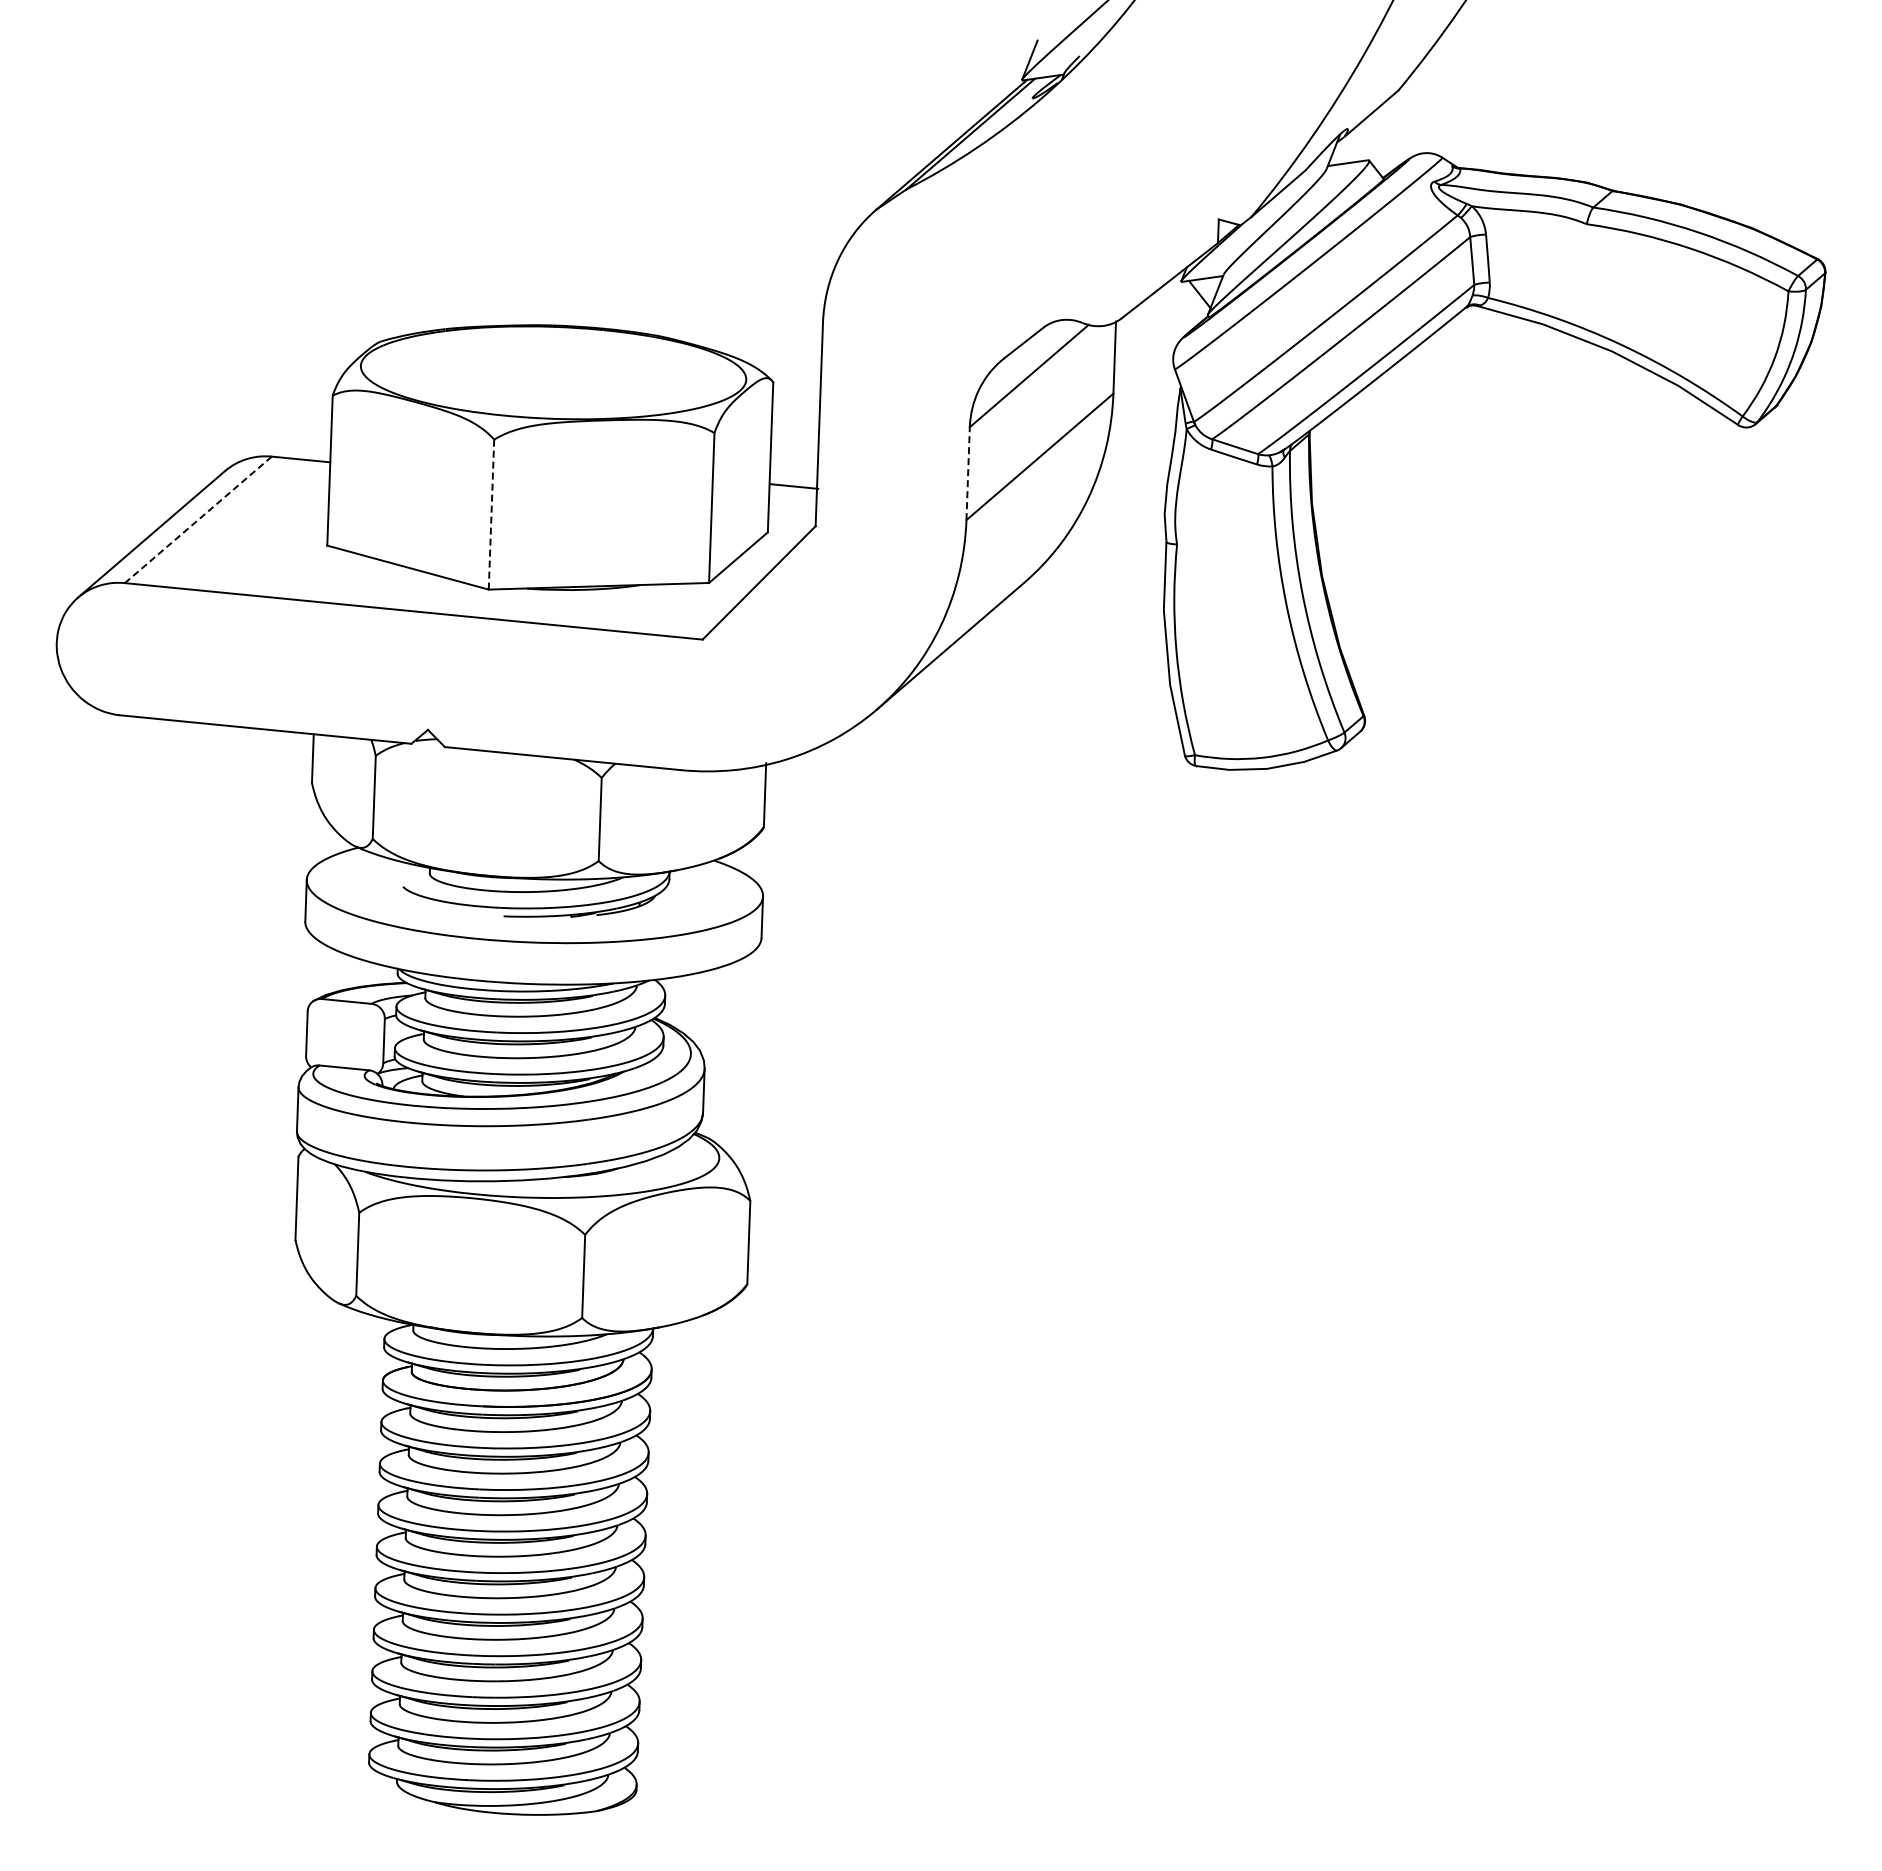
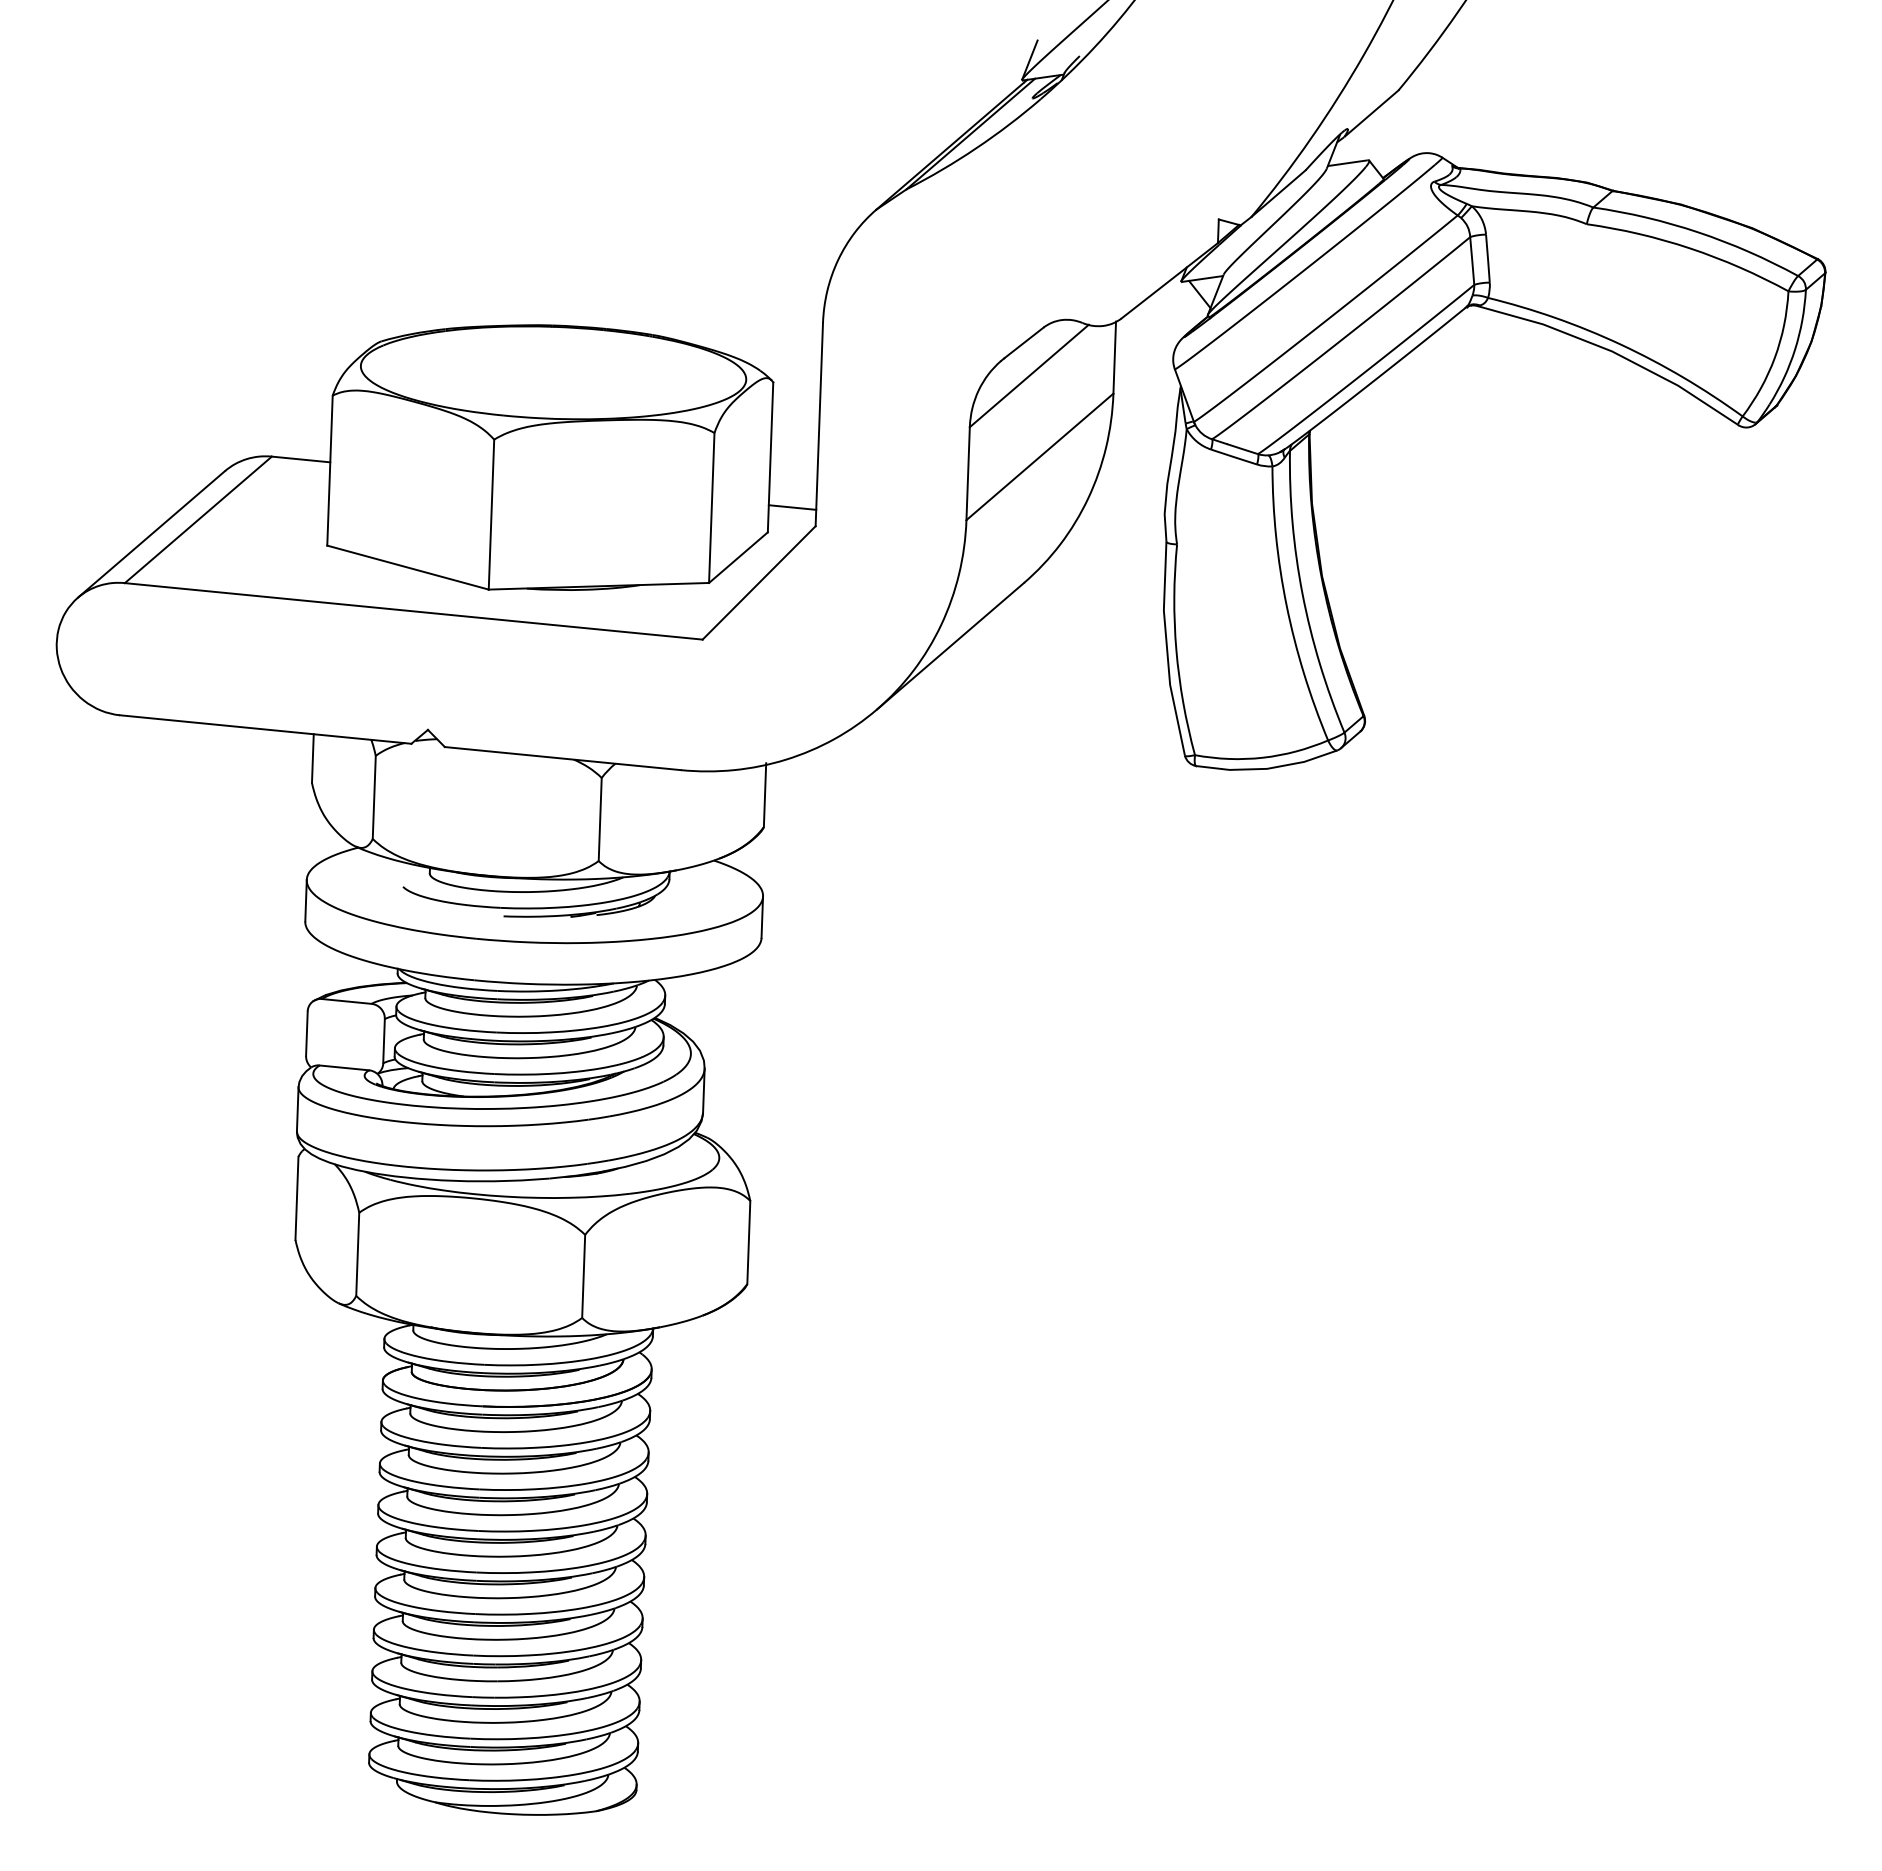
line: dashed -> solid (968, 473)
line position: (794, 486) -> (792, 507) (792, 507)
line: dashed -> solid (491, 515)
line: dashed -> solid (198, 519)
